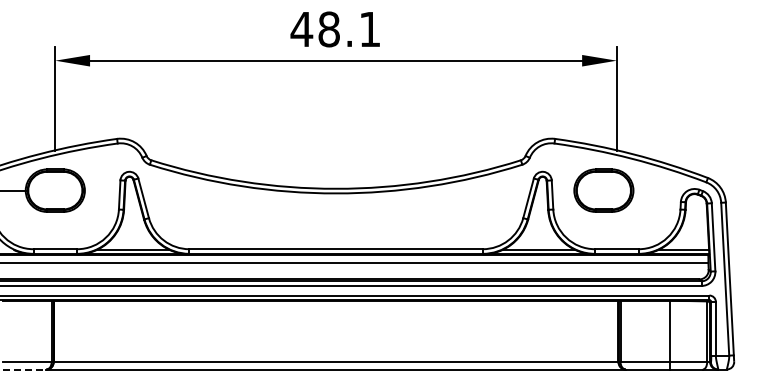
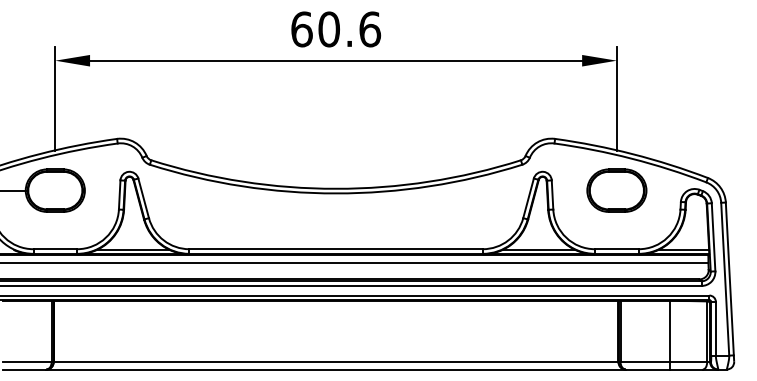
text: 48.1 -> 60.6 (335, 29)
part position: (603, 190) -> (616, 190) (616, 190)
line: dashed -> solid (24, 369)
